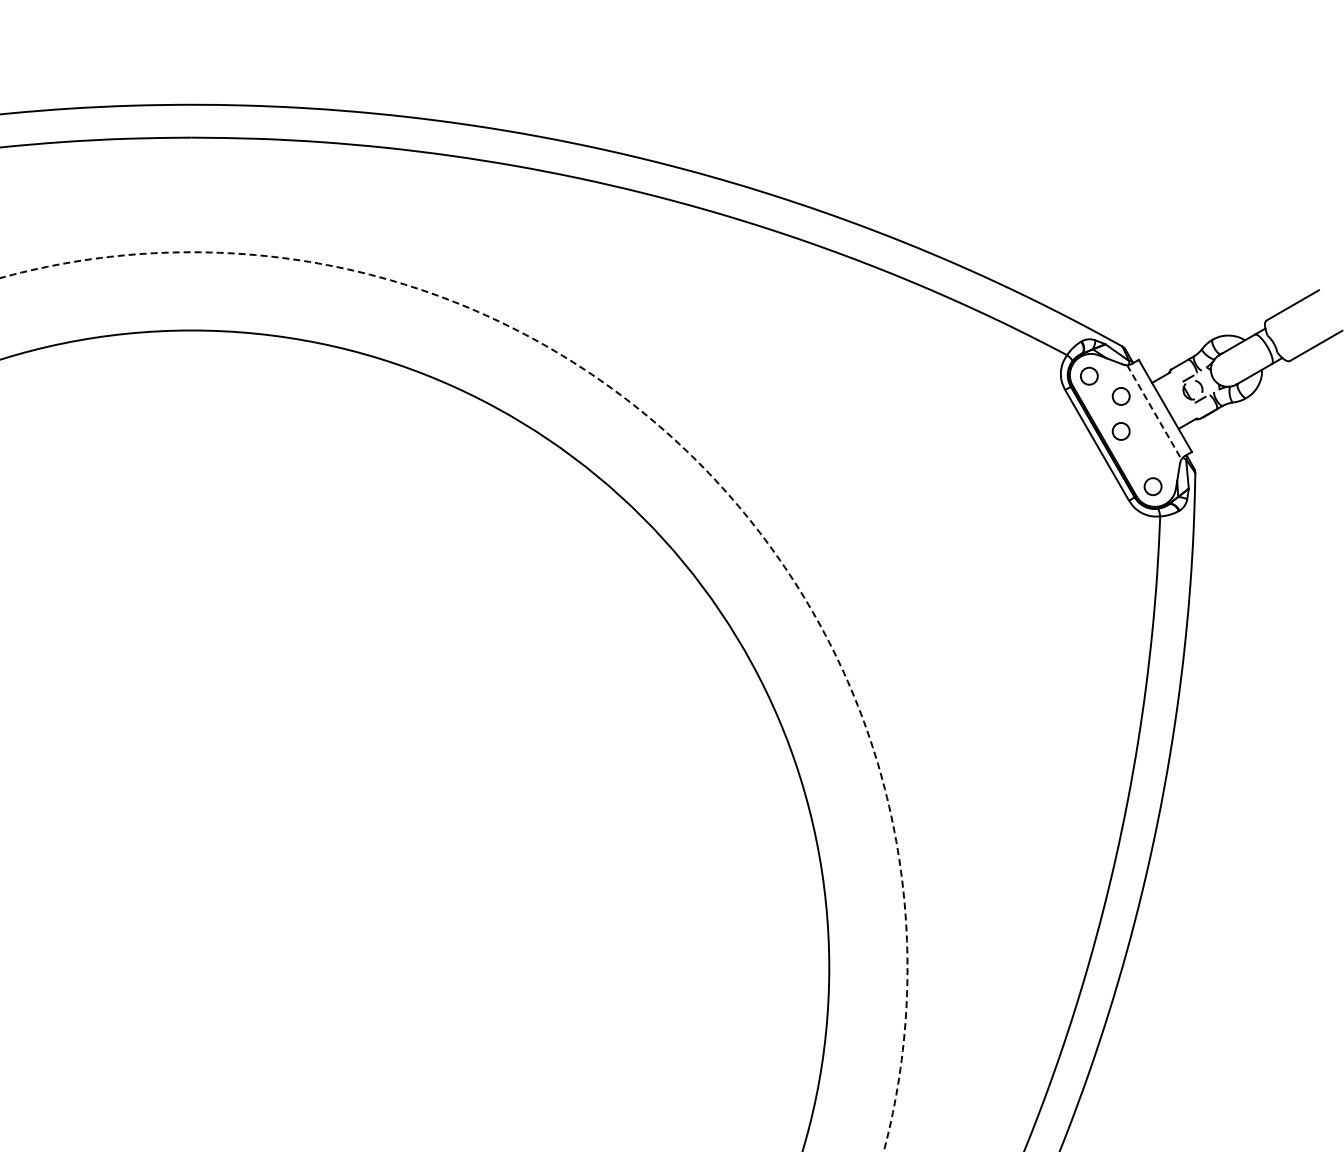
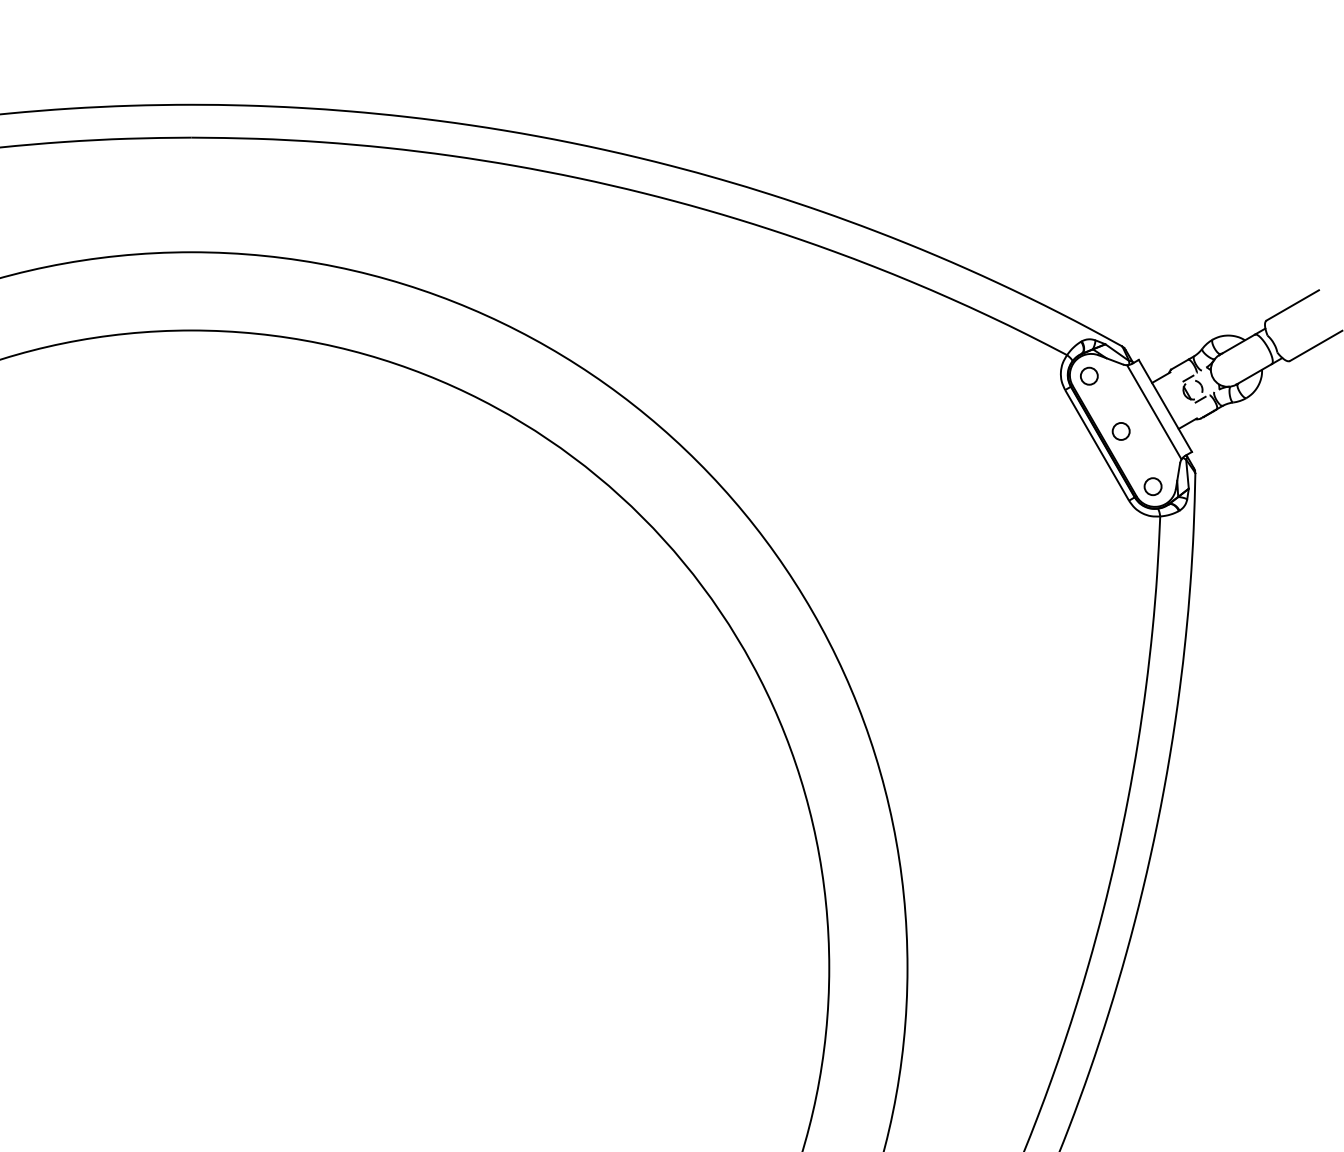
circle: present -> none (1120, 396)
line: dashed -> solid (1154, 412)
circle: dashed -> solid (453, 701)
